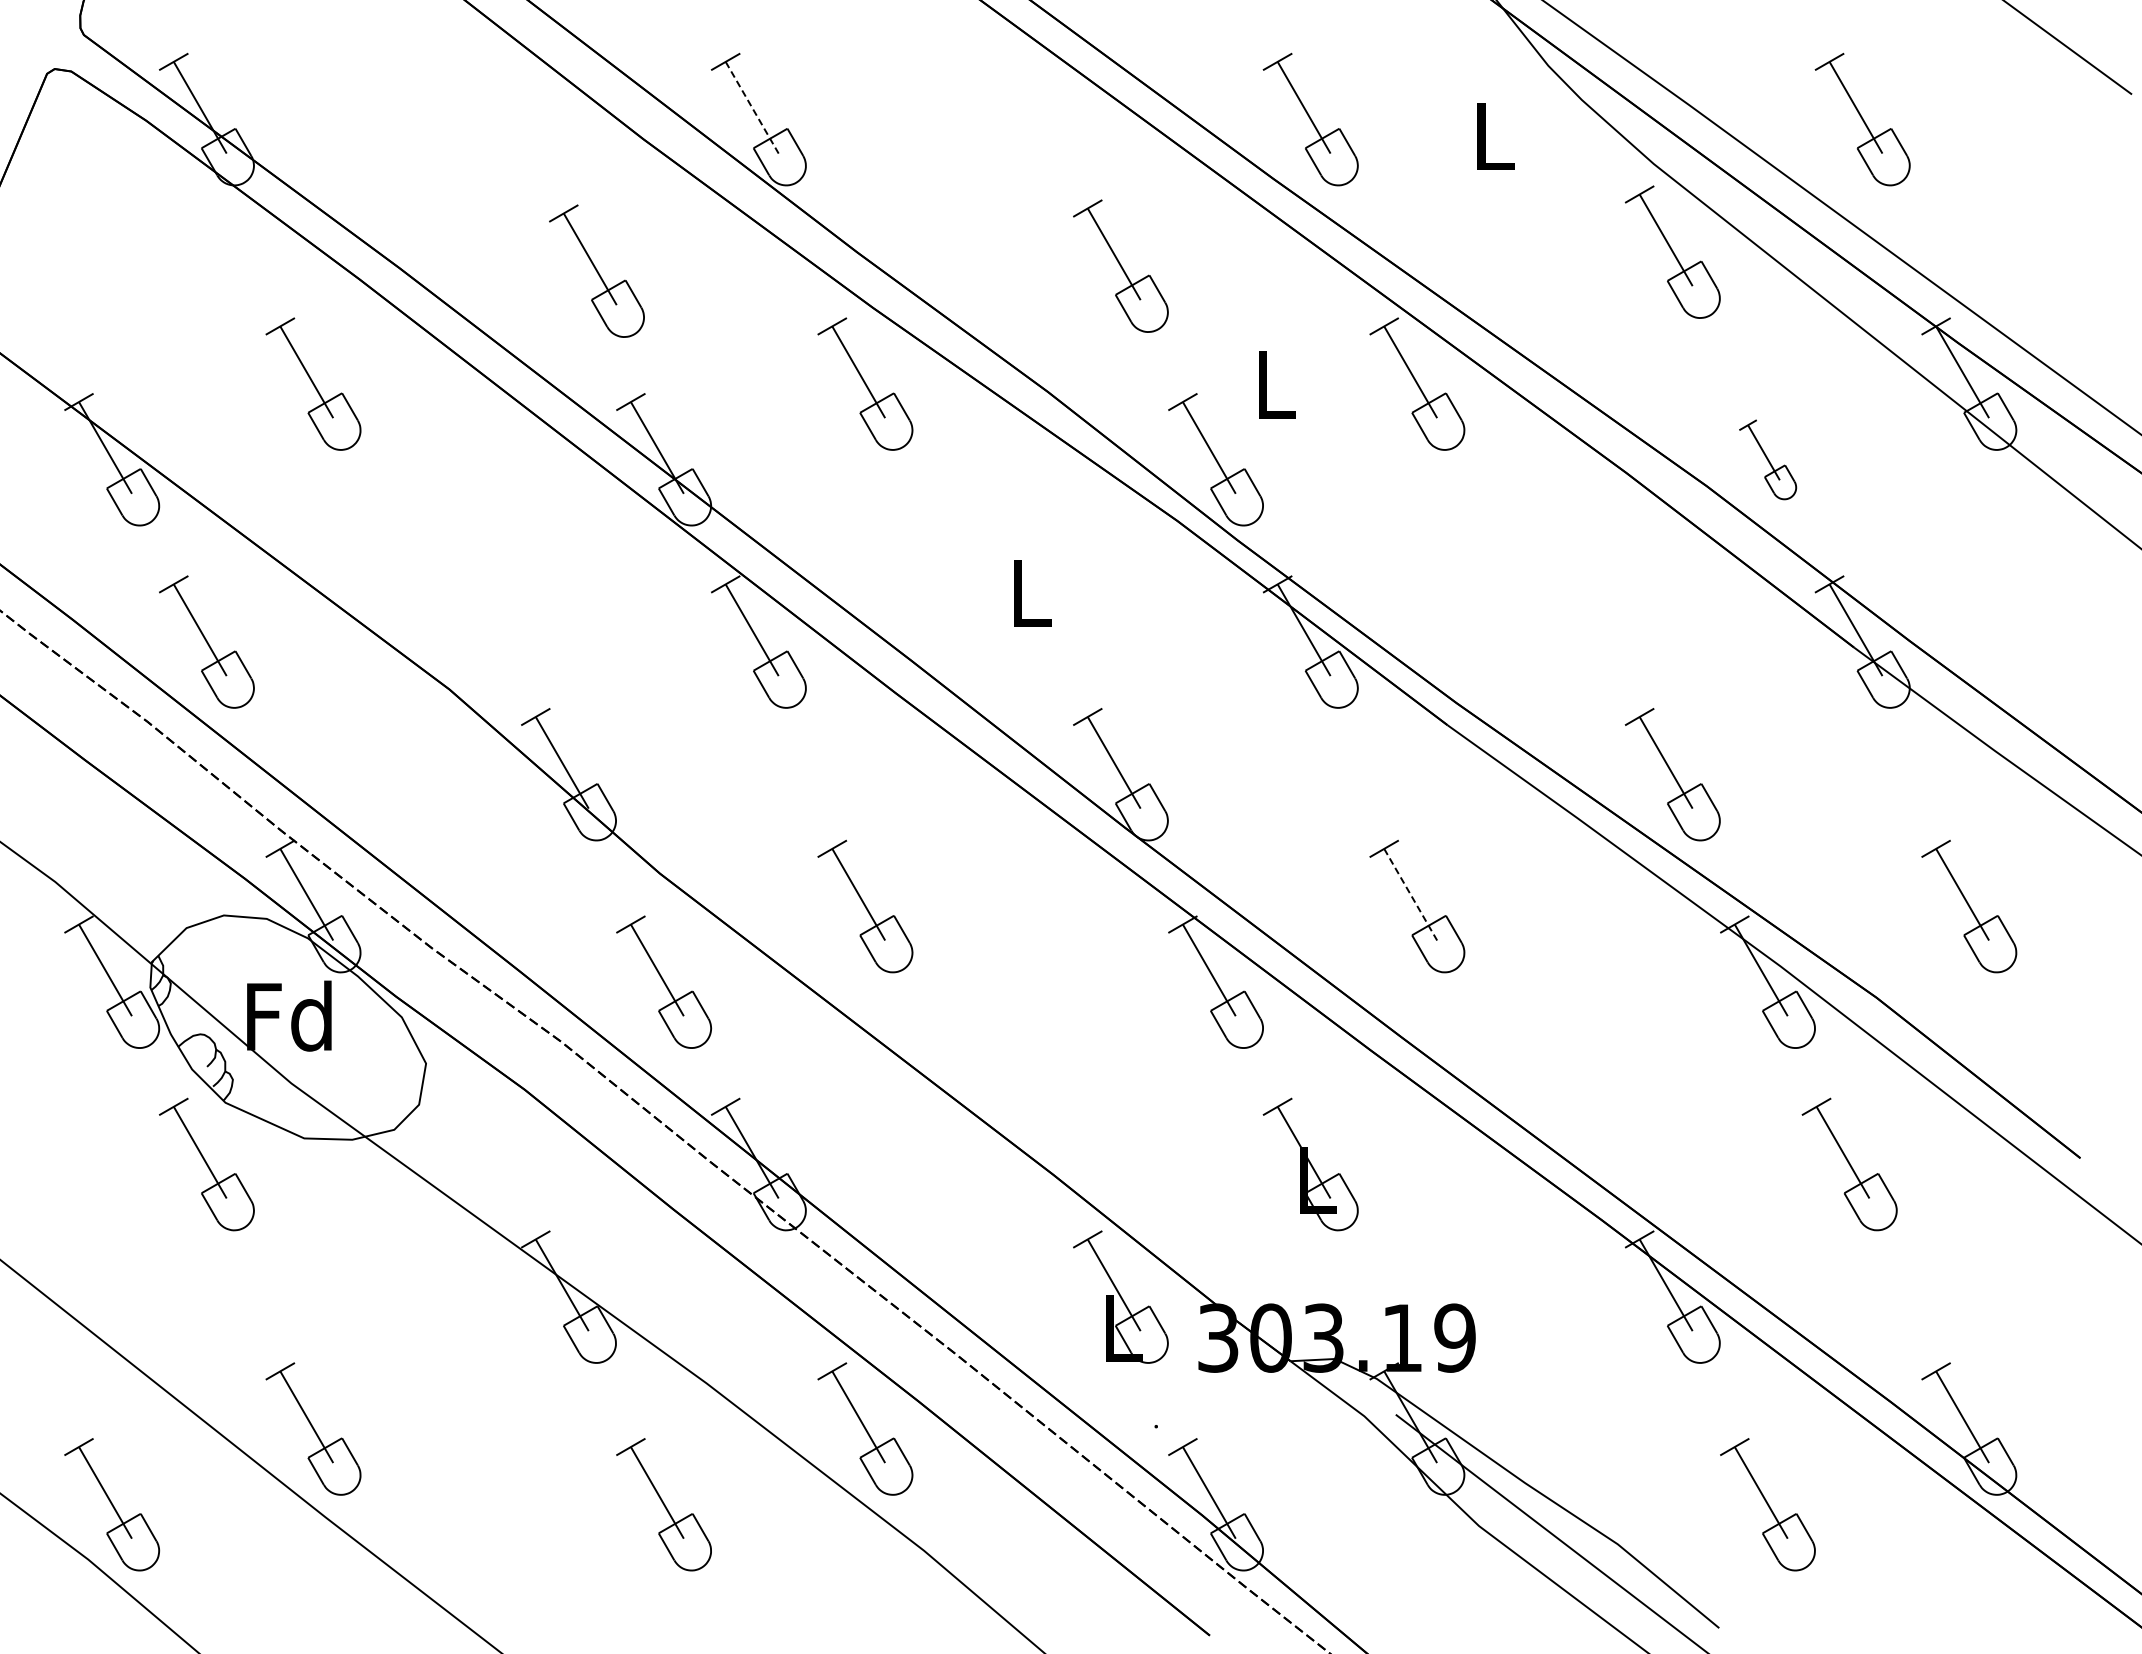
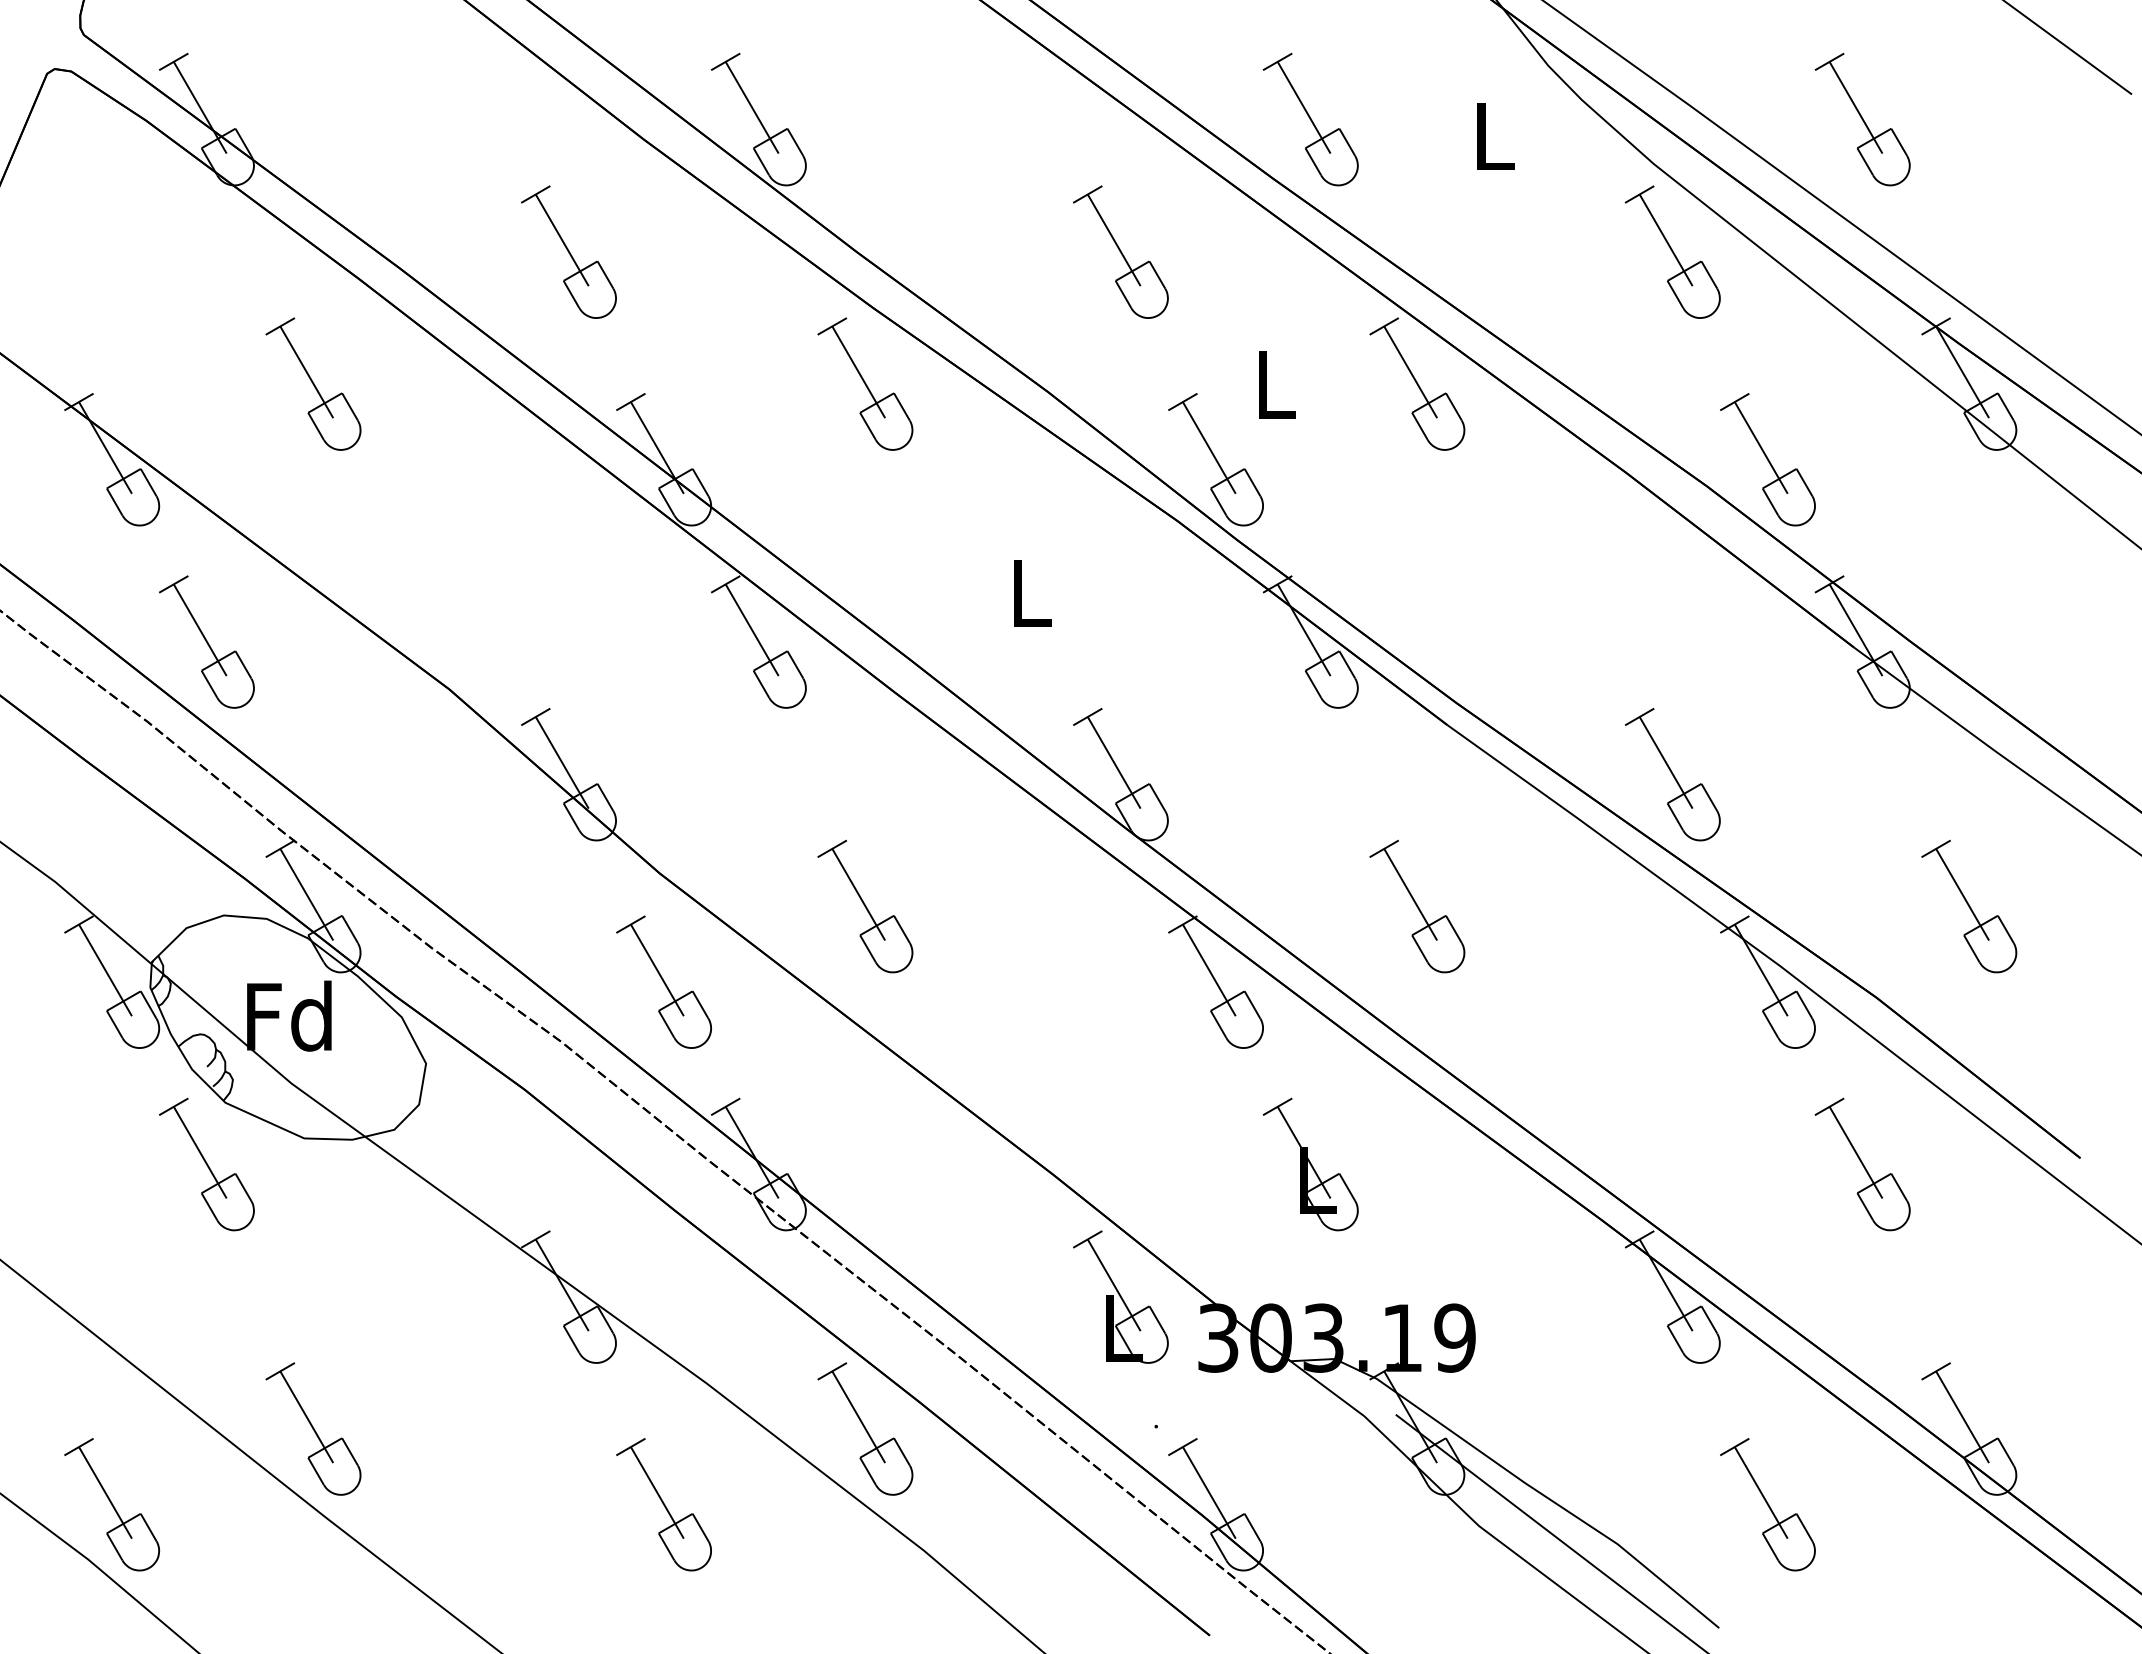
line: dashed -> solid (752, 107)
part position: (1120, 265) -> (1120, 251) (1120, 251)
part position: (596, 270) -> (568, 251) (568, 251)
part size: 59x82 px -> 96x134 px (1767, 459)
line: dashed -> solid (1410, 894)
part position: (1849, 1164) -> (1862, 1164) (1862, 1164)
